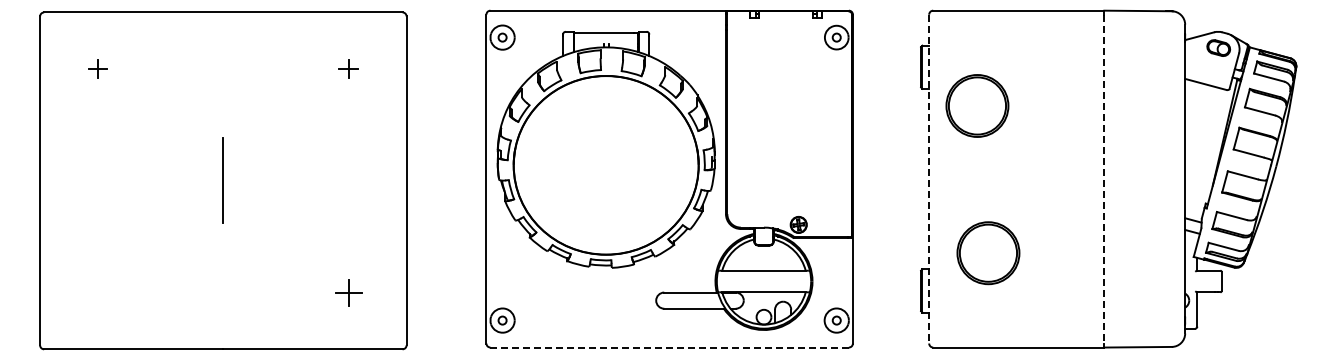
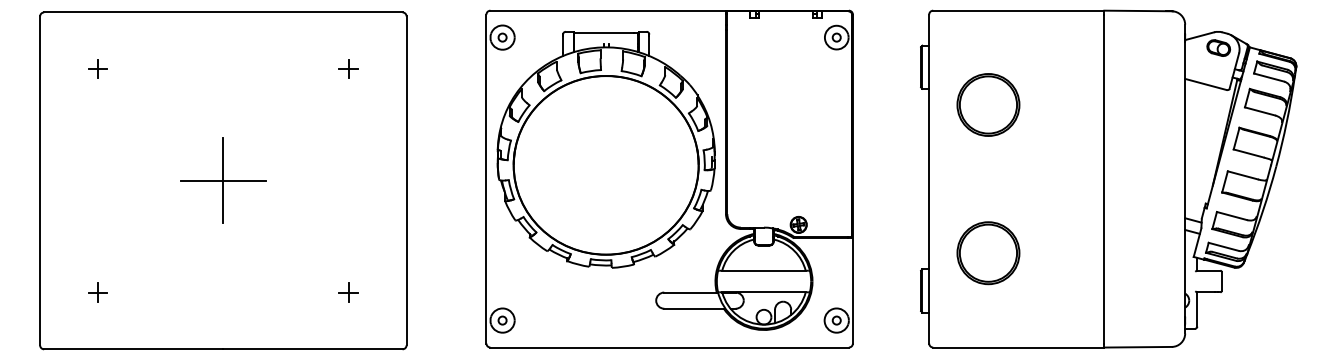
part position: (977, 105) -> (988, 104) (988, 104)
line: dashed -> solid (929, 179)
line: dashed -> solid (1104, 179)
line: none -> present (222, 180)
part: none -> present (97, 292)
part size: 28x28 px -> 21x21 px (348, 292)
line: dashed -> solid (670, 347)
